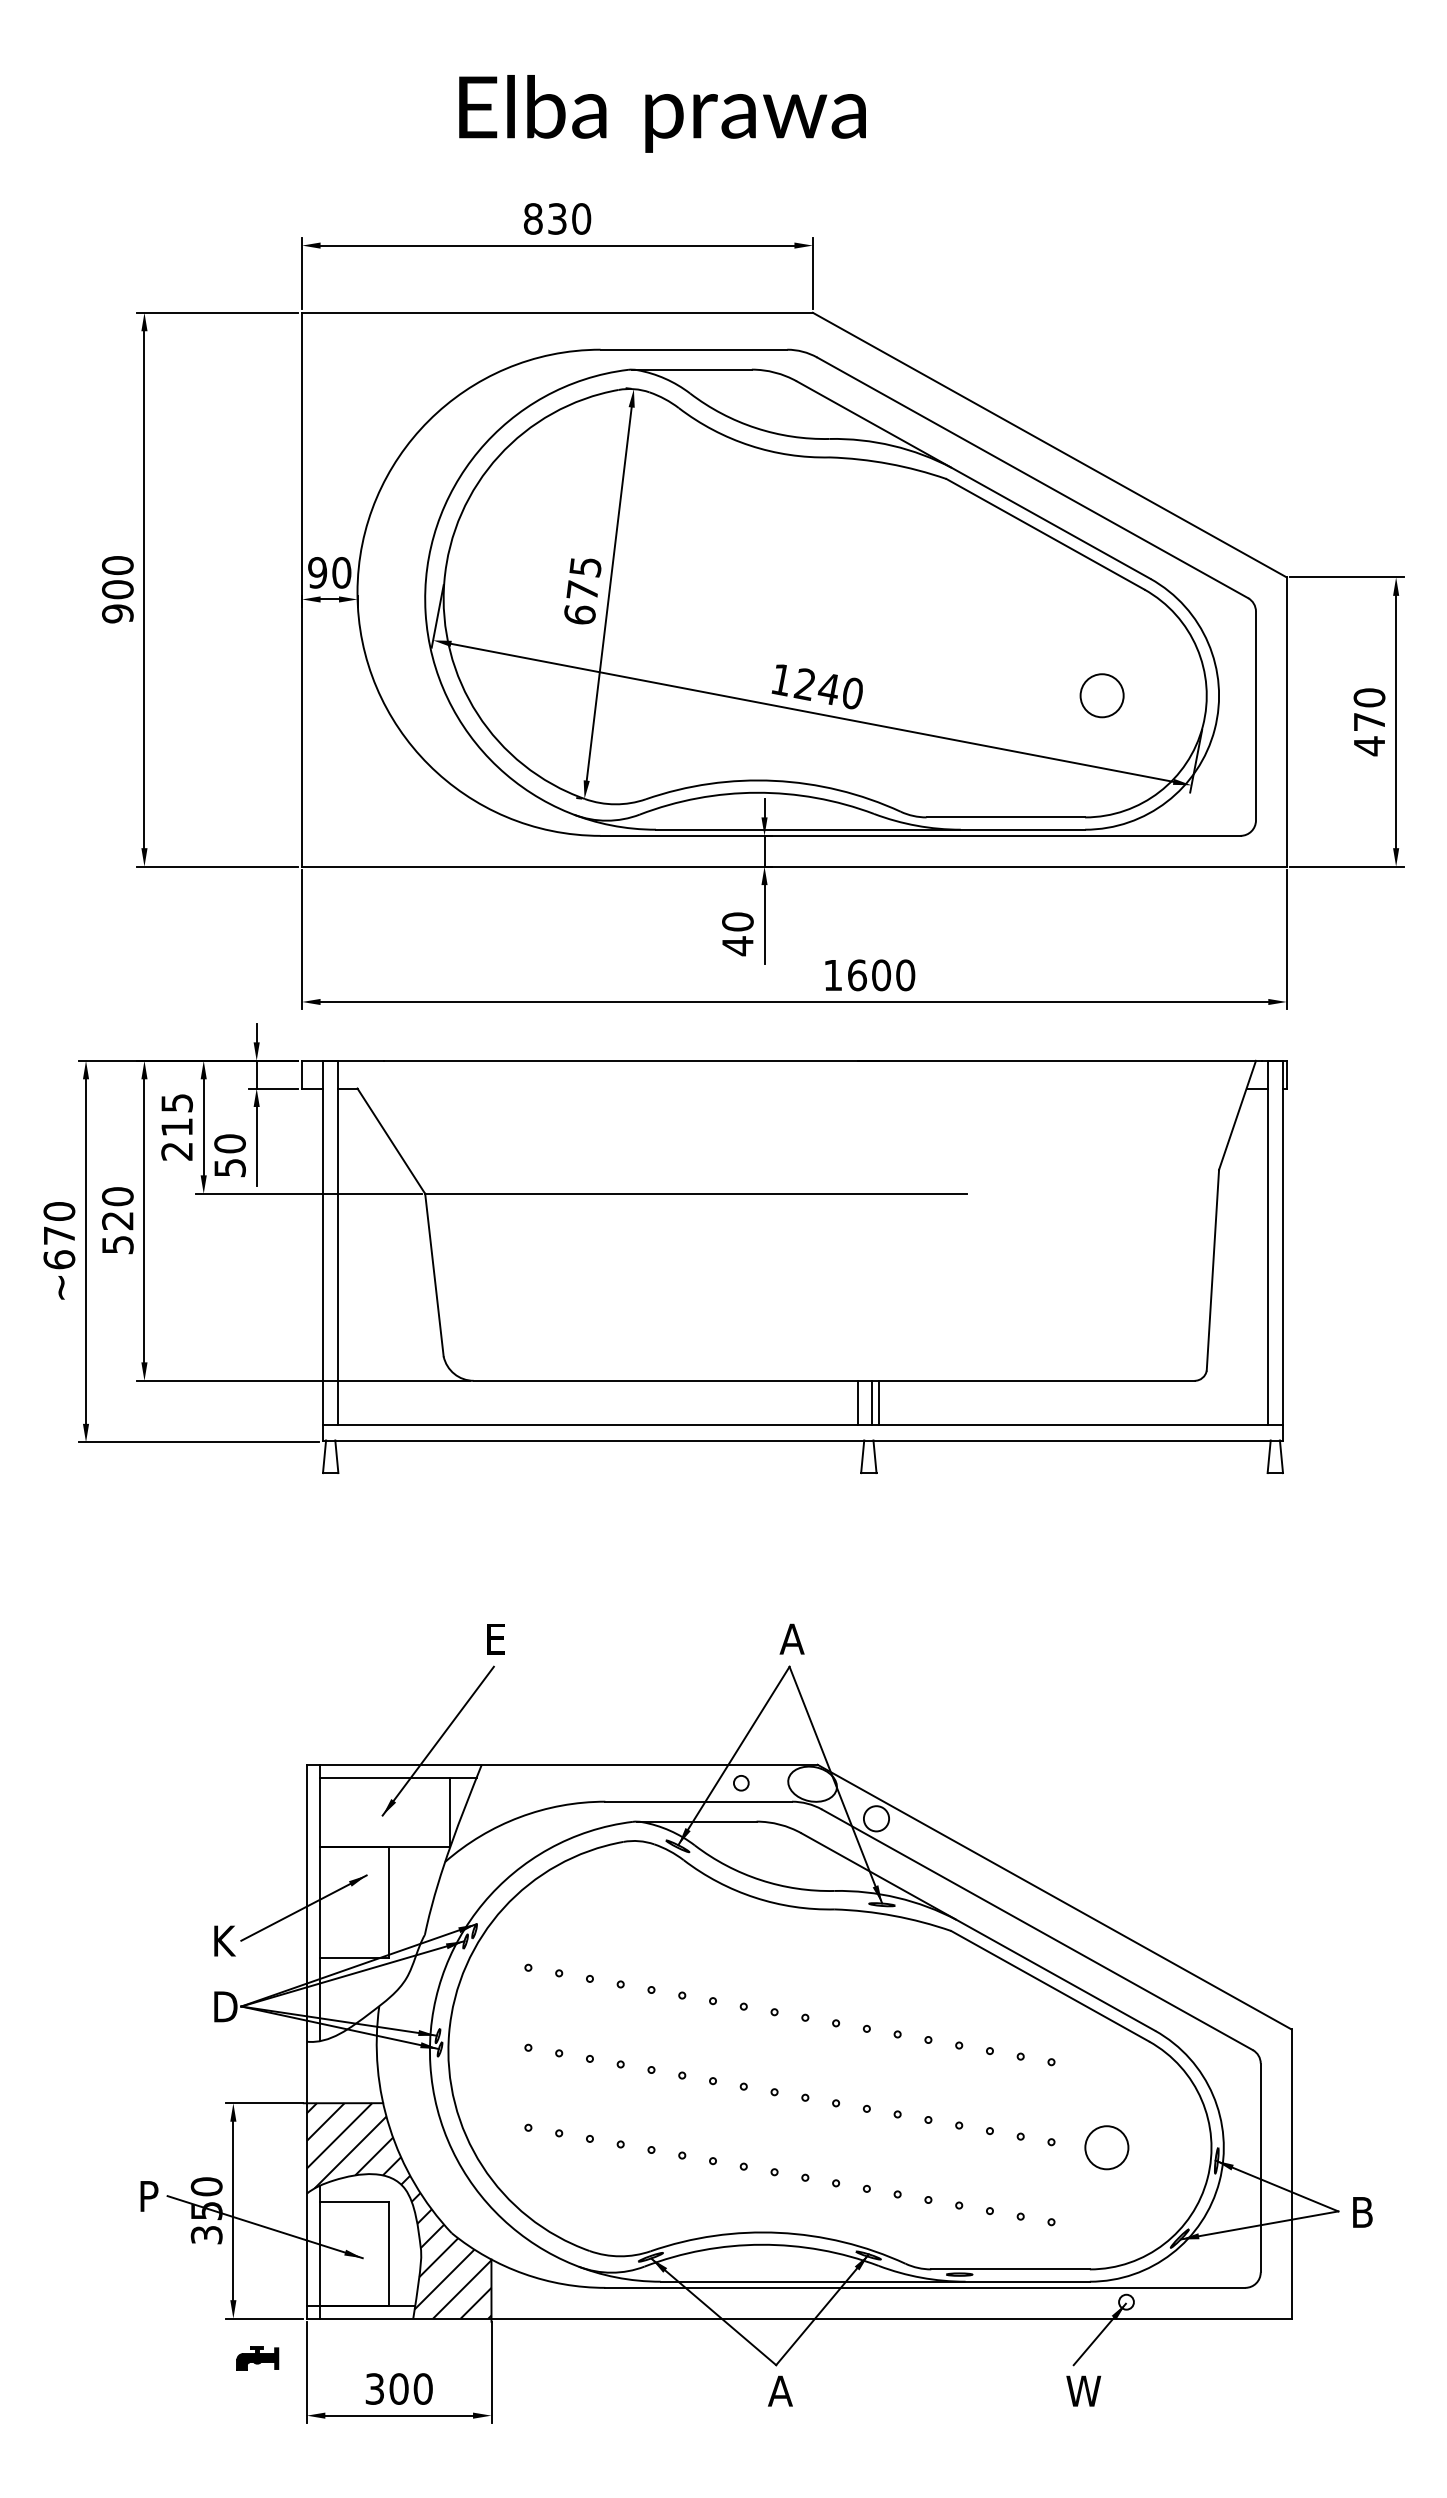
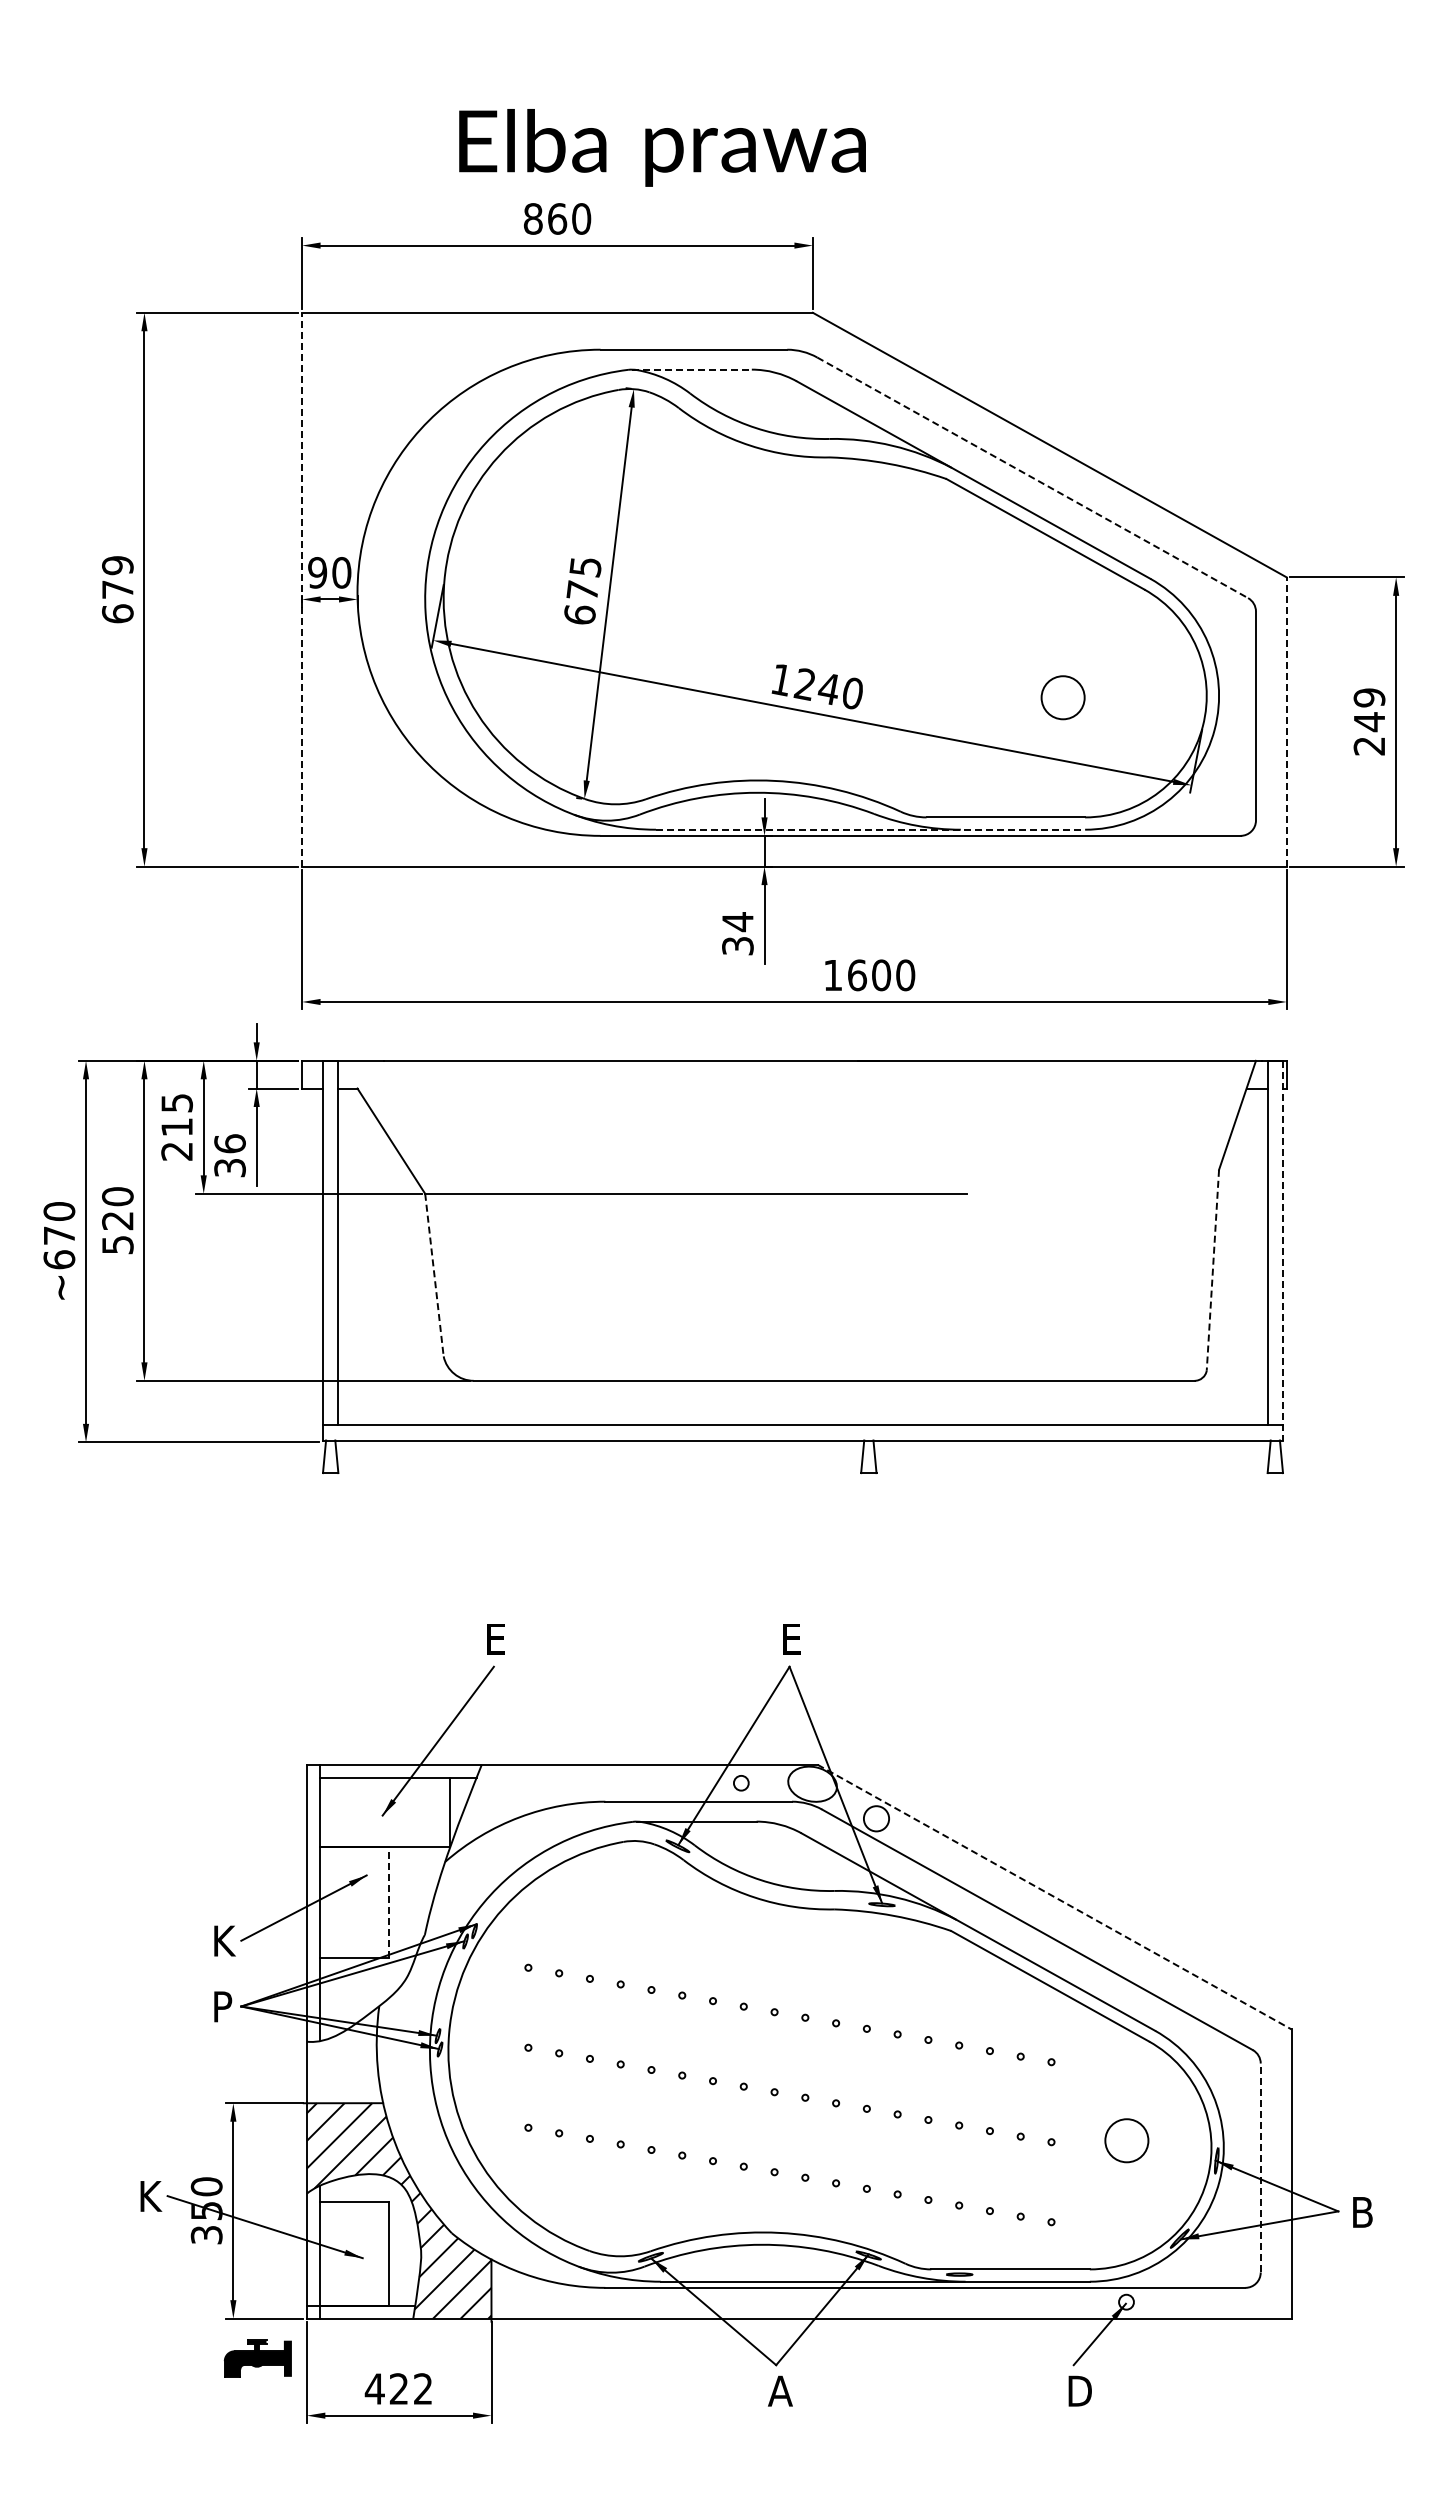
text position: (662, 113) -> (662, 147) (662, 147)
text: 830 -> 860 (557, 218)
line: solid -> dashed (692, 369)
line: solid -> dashed (1032, 477)
text: 900 -> 679 (117, 589)
line: solid -> dashed (302, 589)
circle position: (1101, 695) -> (1062, 697) (1062, 697)
line: solid -> dashed (1286, 722)
text: 470 -> 249 (1369, 722)
line: solid -> dashed (870, 829)
text: 40 -> 34 (737, 934)
text: 50 -> 36 (229, 1155)
line: solid -> dashed (1283, 1250)
line: solid -> dashed (1212, 1270)
line: solid -> dashed (434, 1275)
line: present -> none (858, 1402)
line: present -> none (872, 1402)
line: present -> none (879, 1402)
text: A -> E (791, 1638)
line: solid -> dashed (1055, 1897)
line: solid -> dashed (388, 1902)
text: D -> P (227, 2006)
circle position: (1106, 2147) -> (1126, 2140) (1126, 2140)
line: solid -> dashed (1260, 2167)
text: P -> K (153, 2196)
part size: 44x25 px -> 69x39 px (257, 2358)
text: 300 -> 422 (398, 2388)
text: W -> D (1083, 2390)
